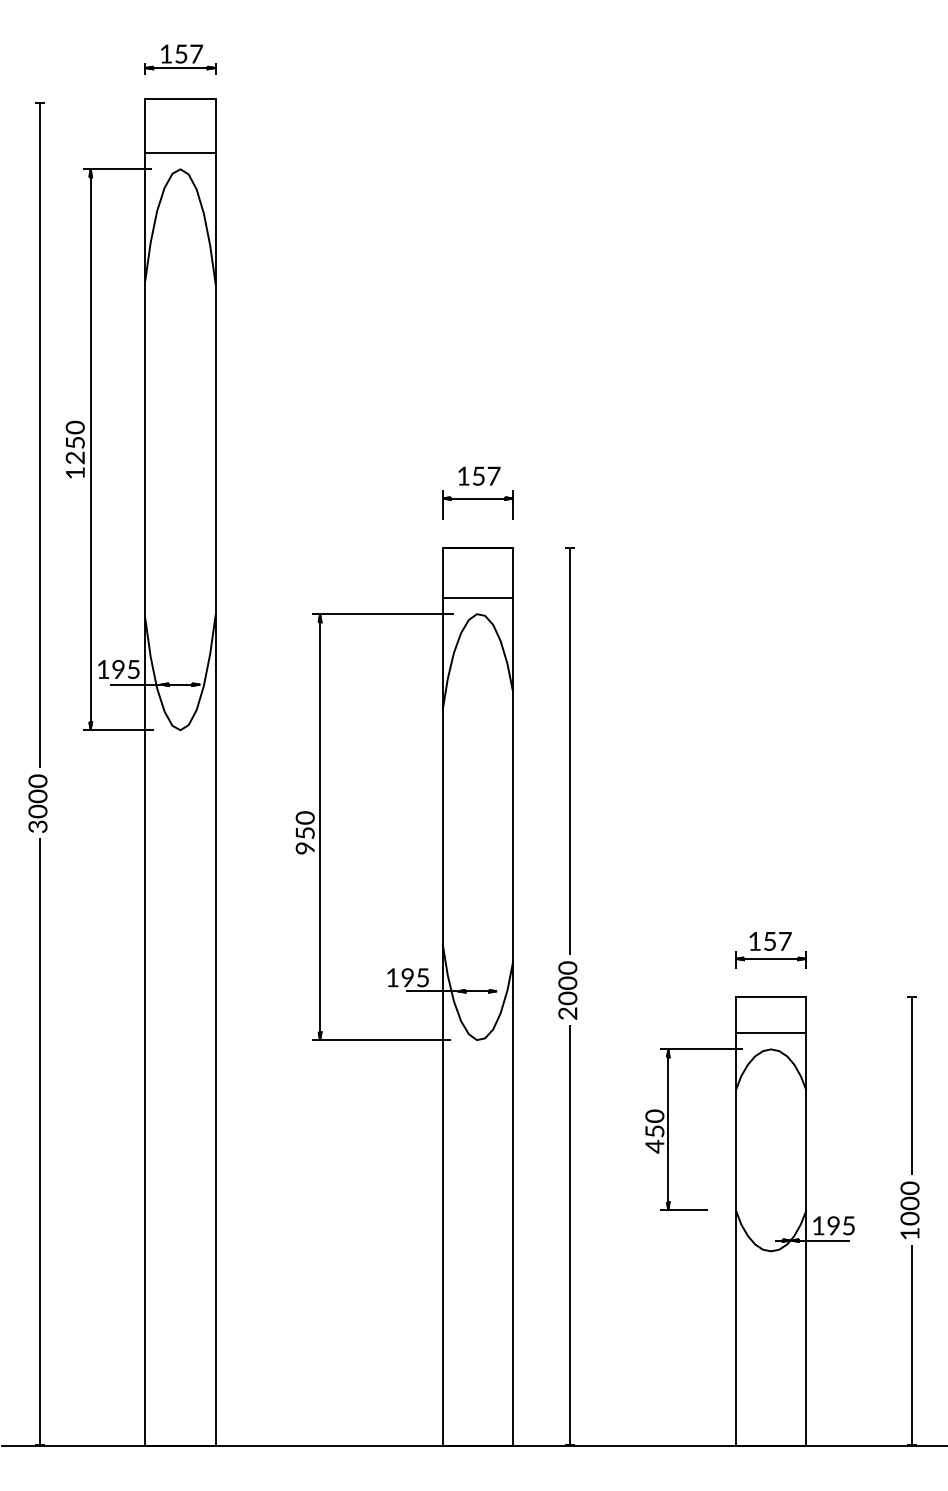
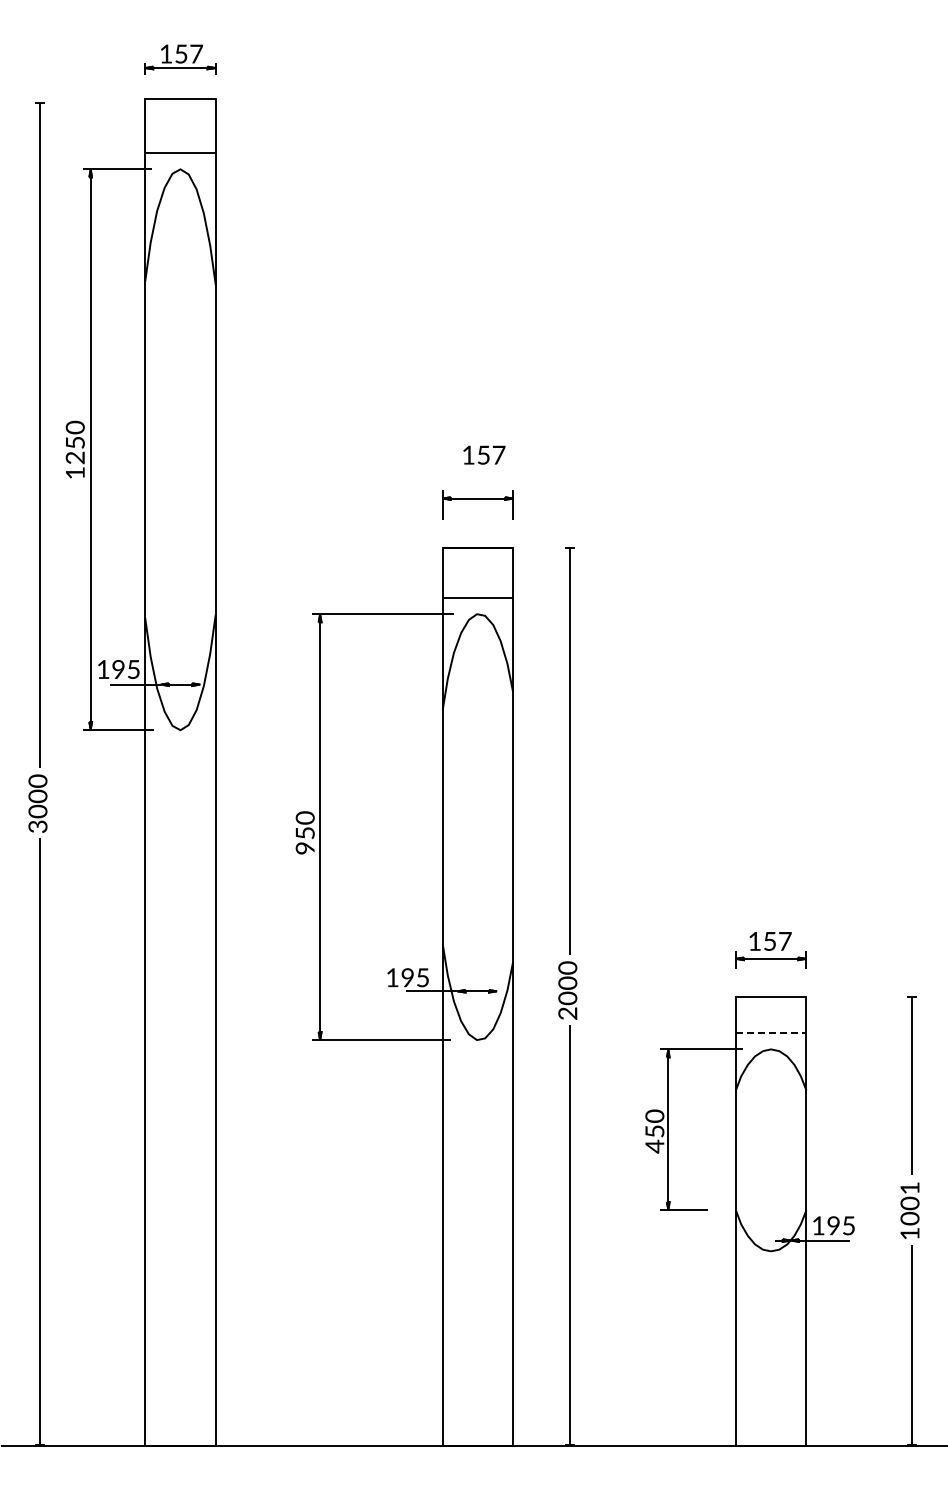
text position: (479, 475) -> (484, 454) (484, 454)
line: solid -> dashed (771, 1033)
text: 1000 -> 1001 (909, 1187)
